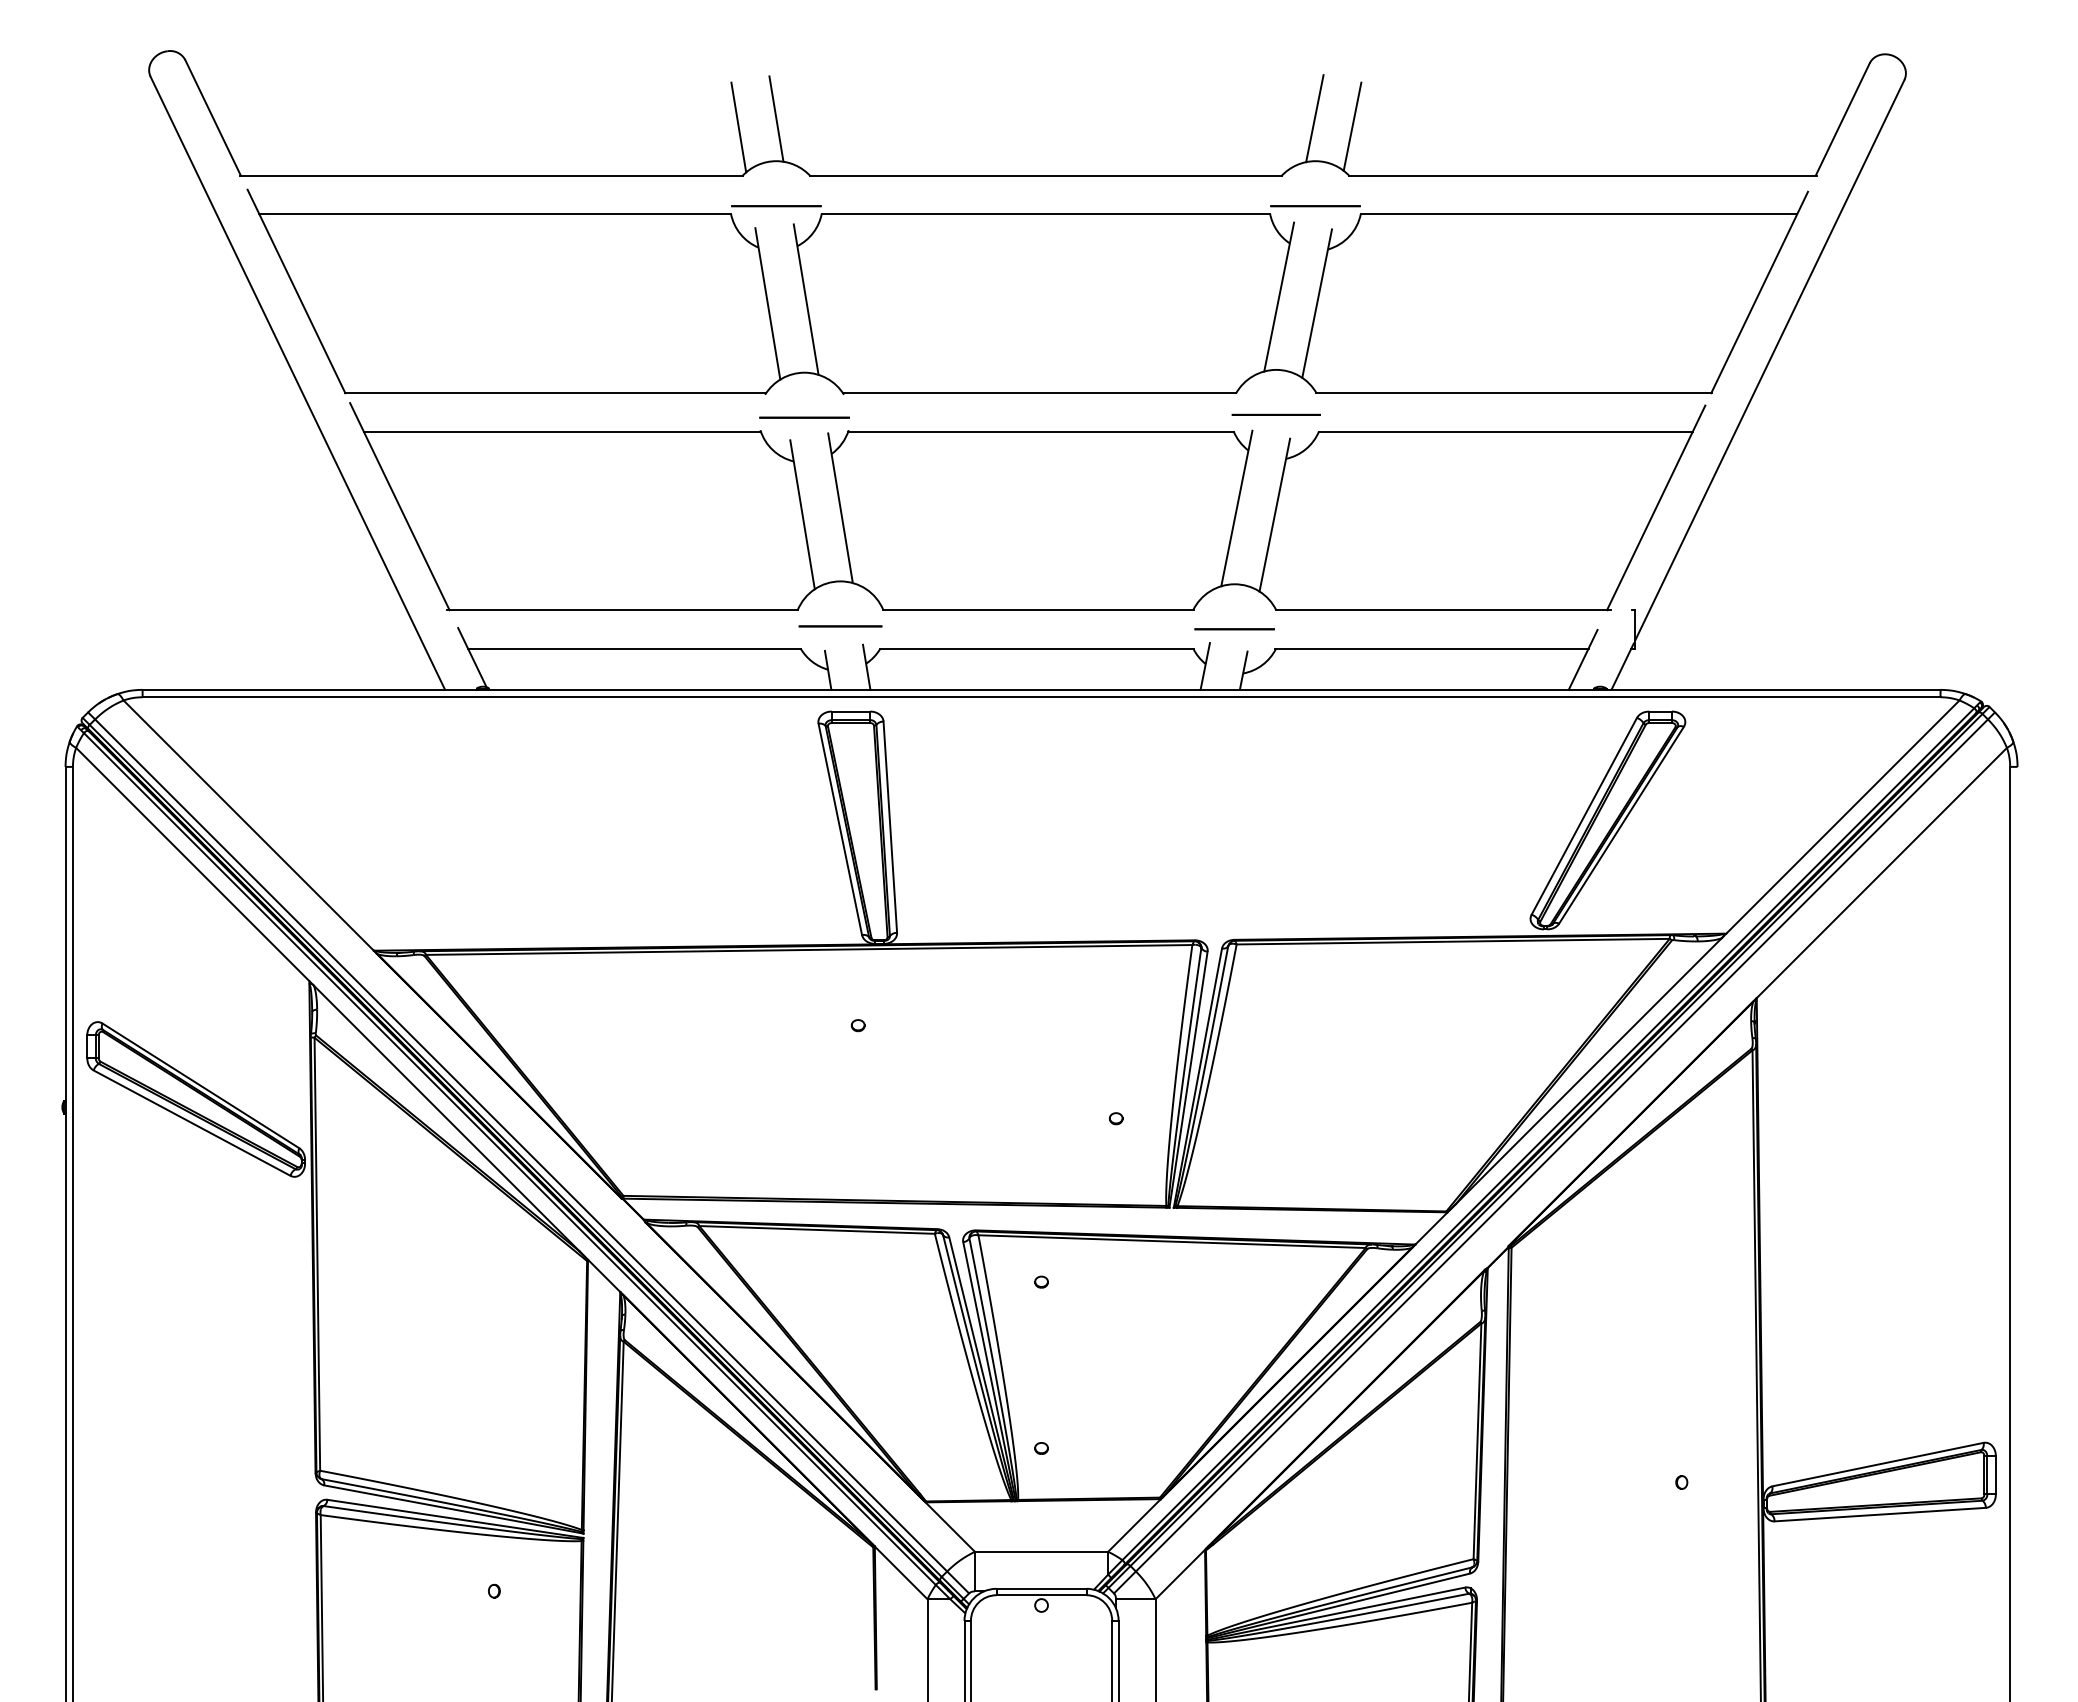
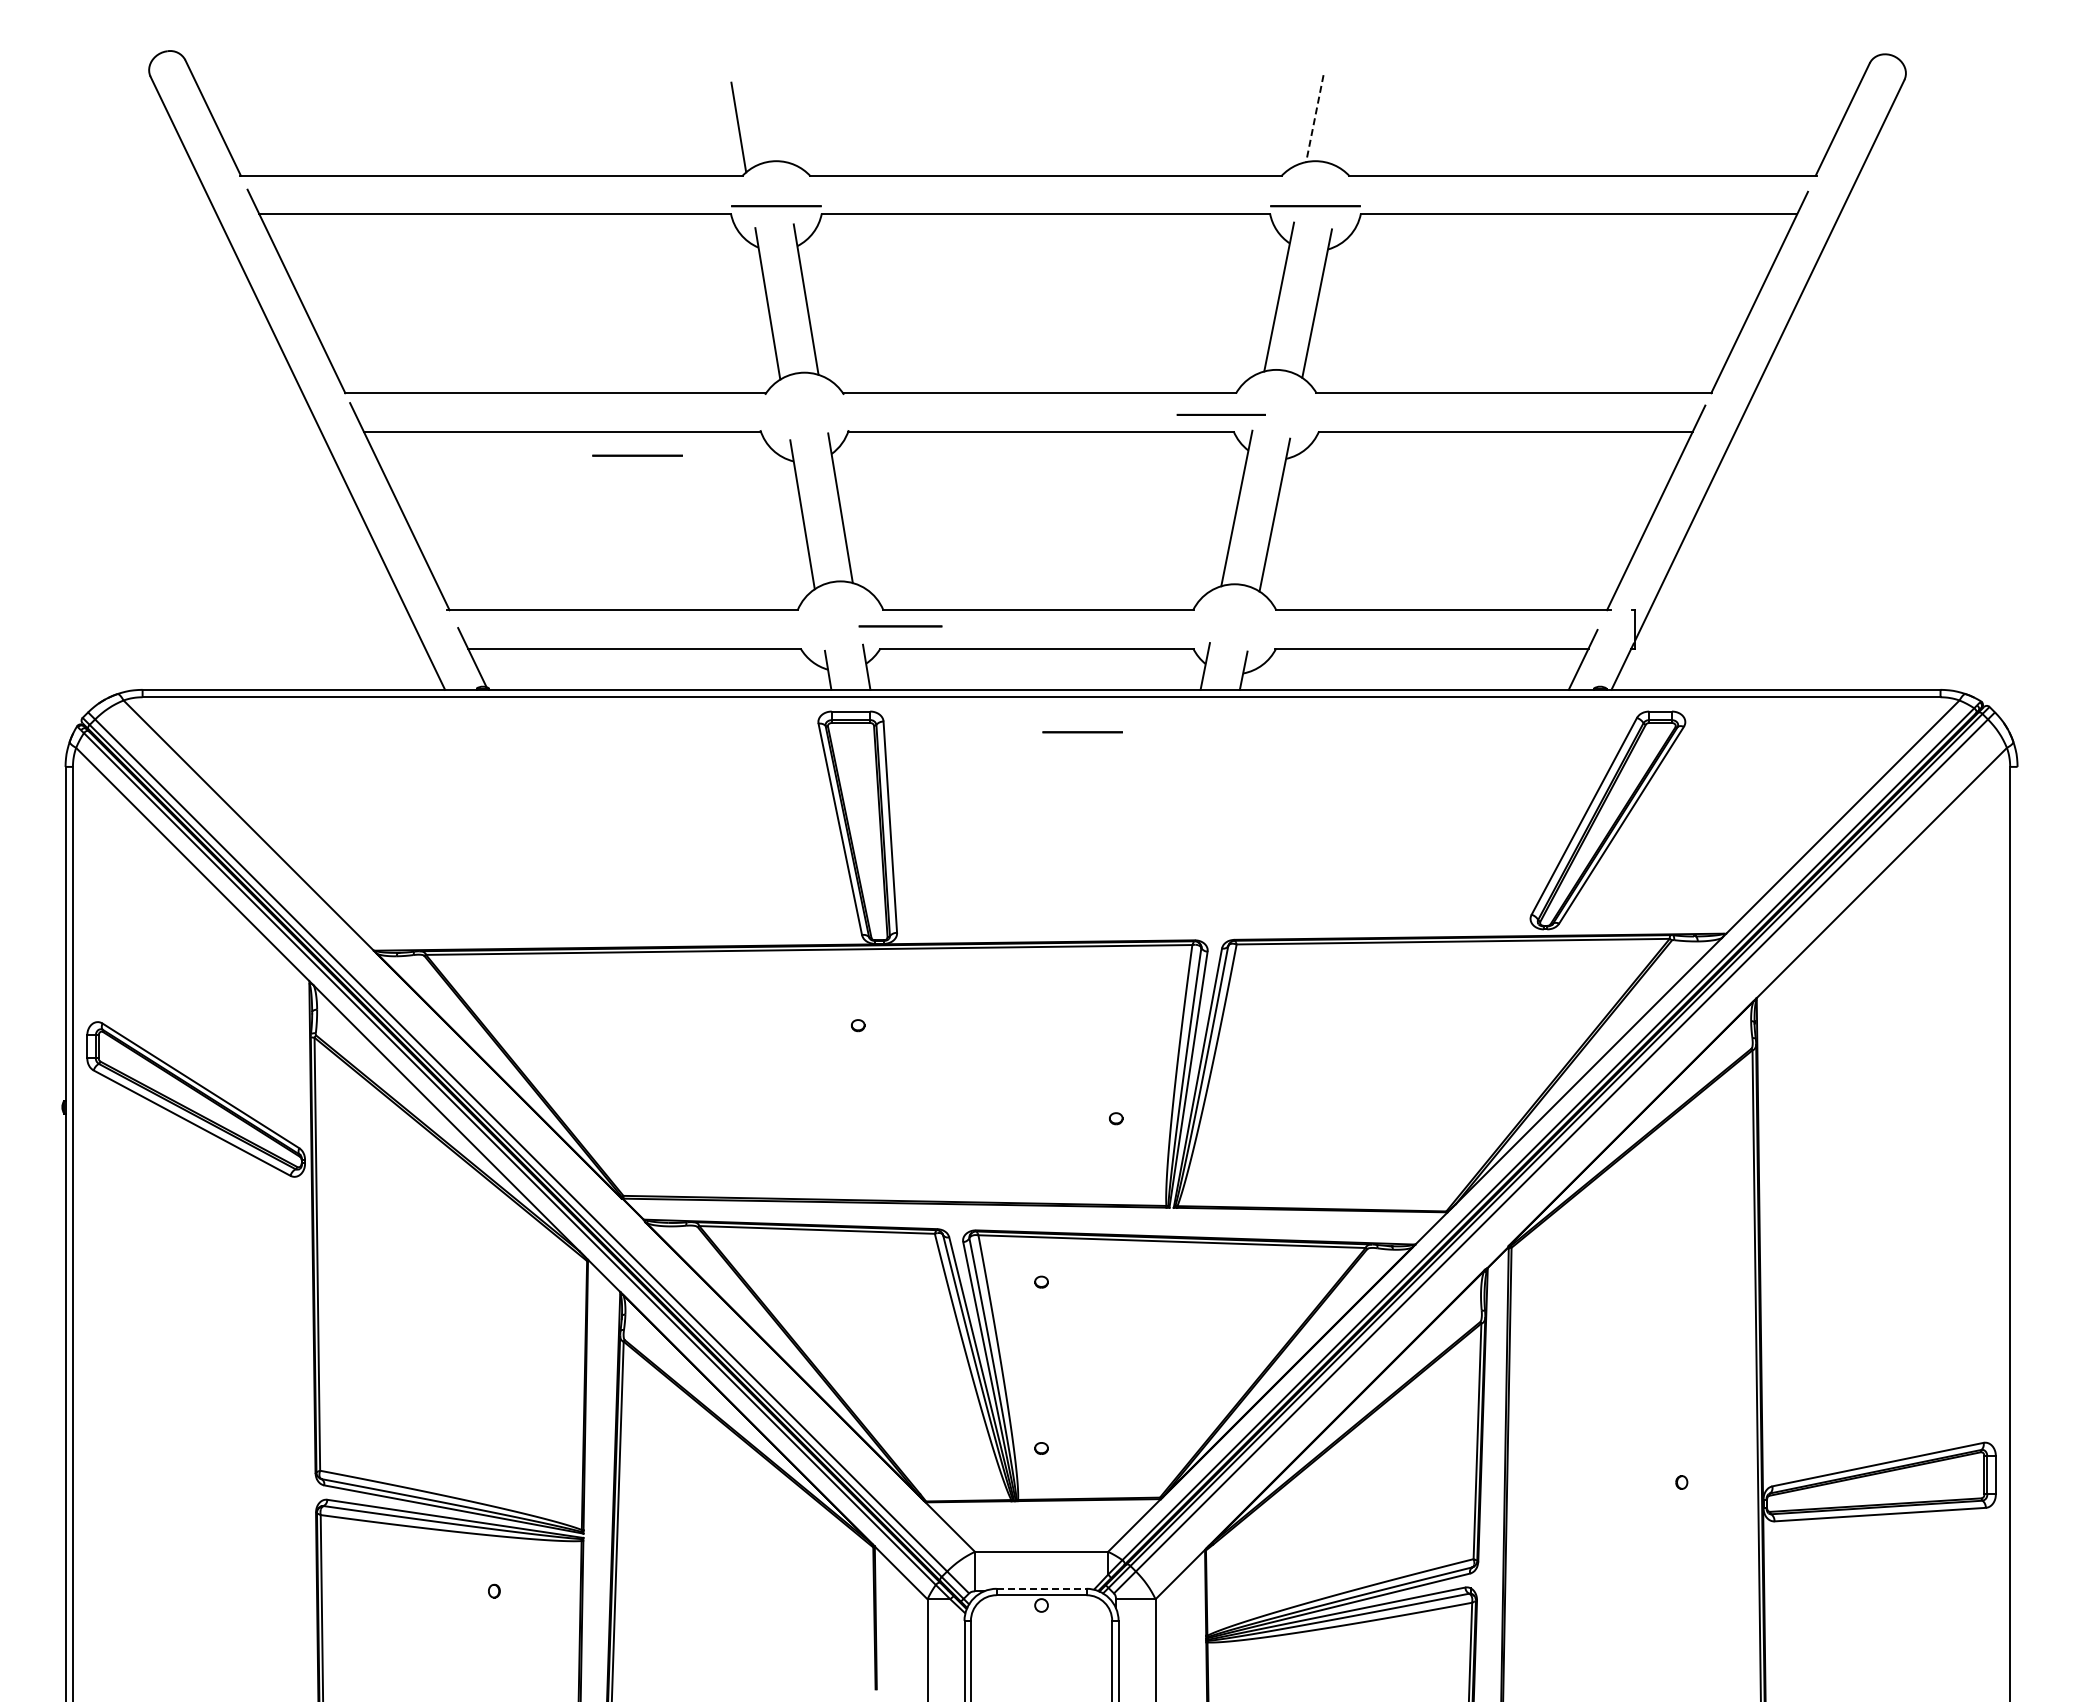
line: present -> none (776, 118)
line: solid -> dashed (1314, 119)
line: present -> none (1352, 126)
line position: (1275, 414) -> (1220, 414) (1220, 414)
line position: (804, 417) -> (637, 455) (637, 455)
line position: (840, 626) -> (900, 626) (900, 626)
line position: (1234, 629) -> (1082, 732) (1082, 732)
line: solid -> dashed (1041, 1588)
